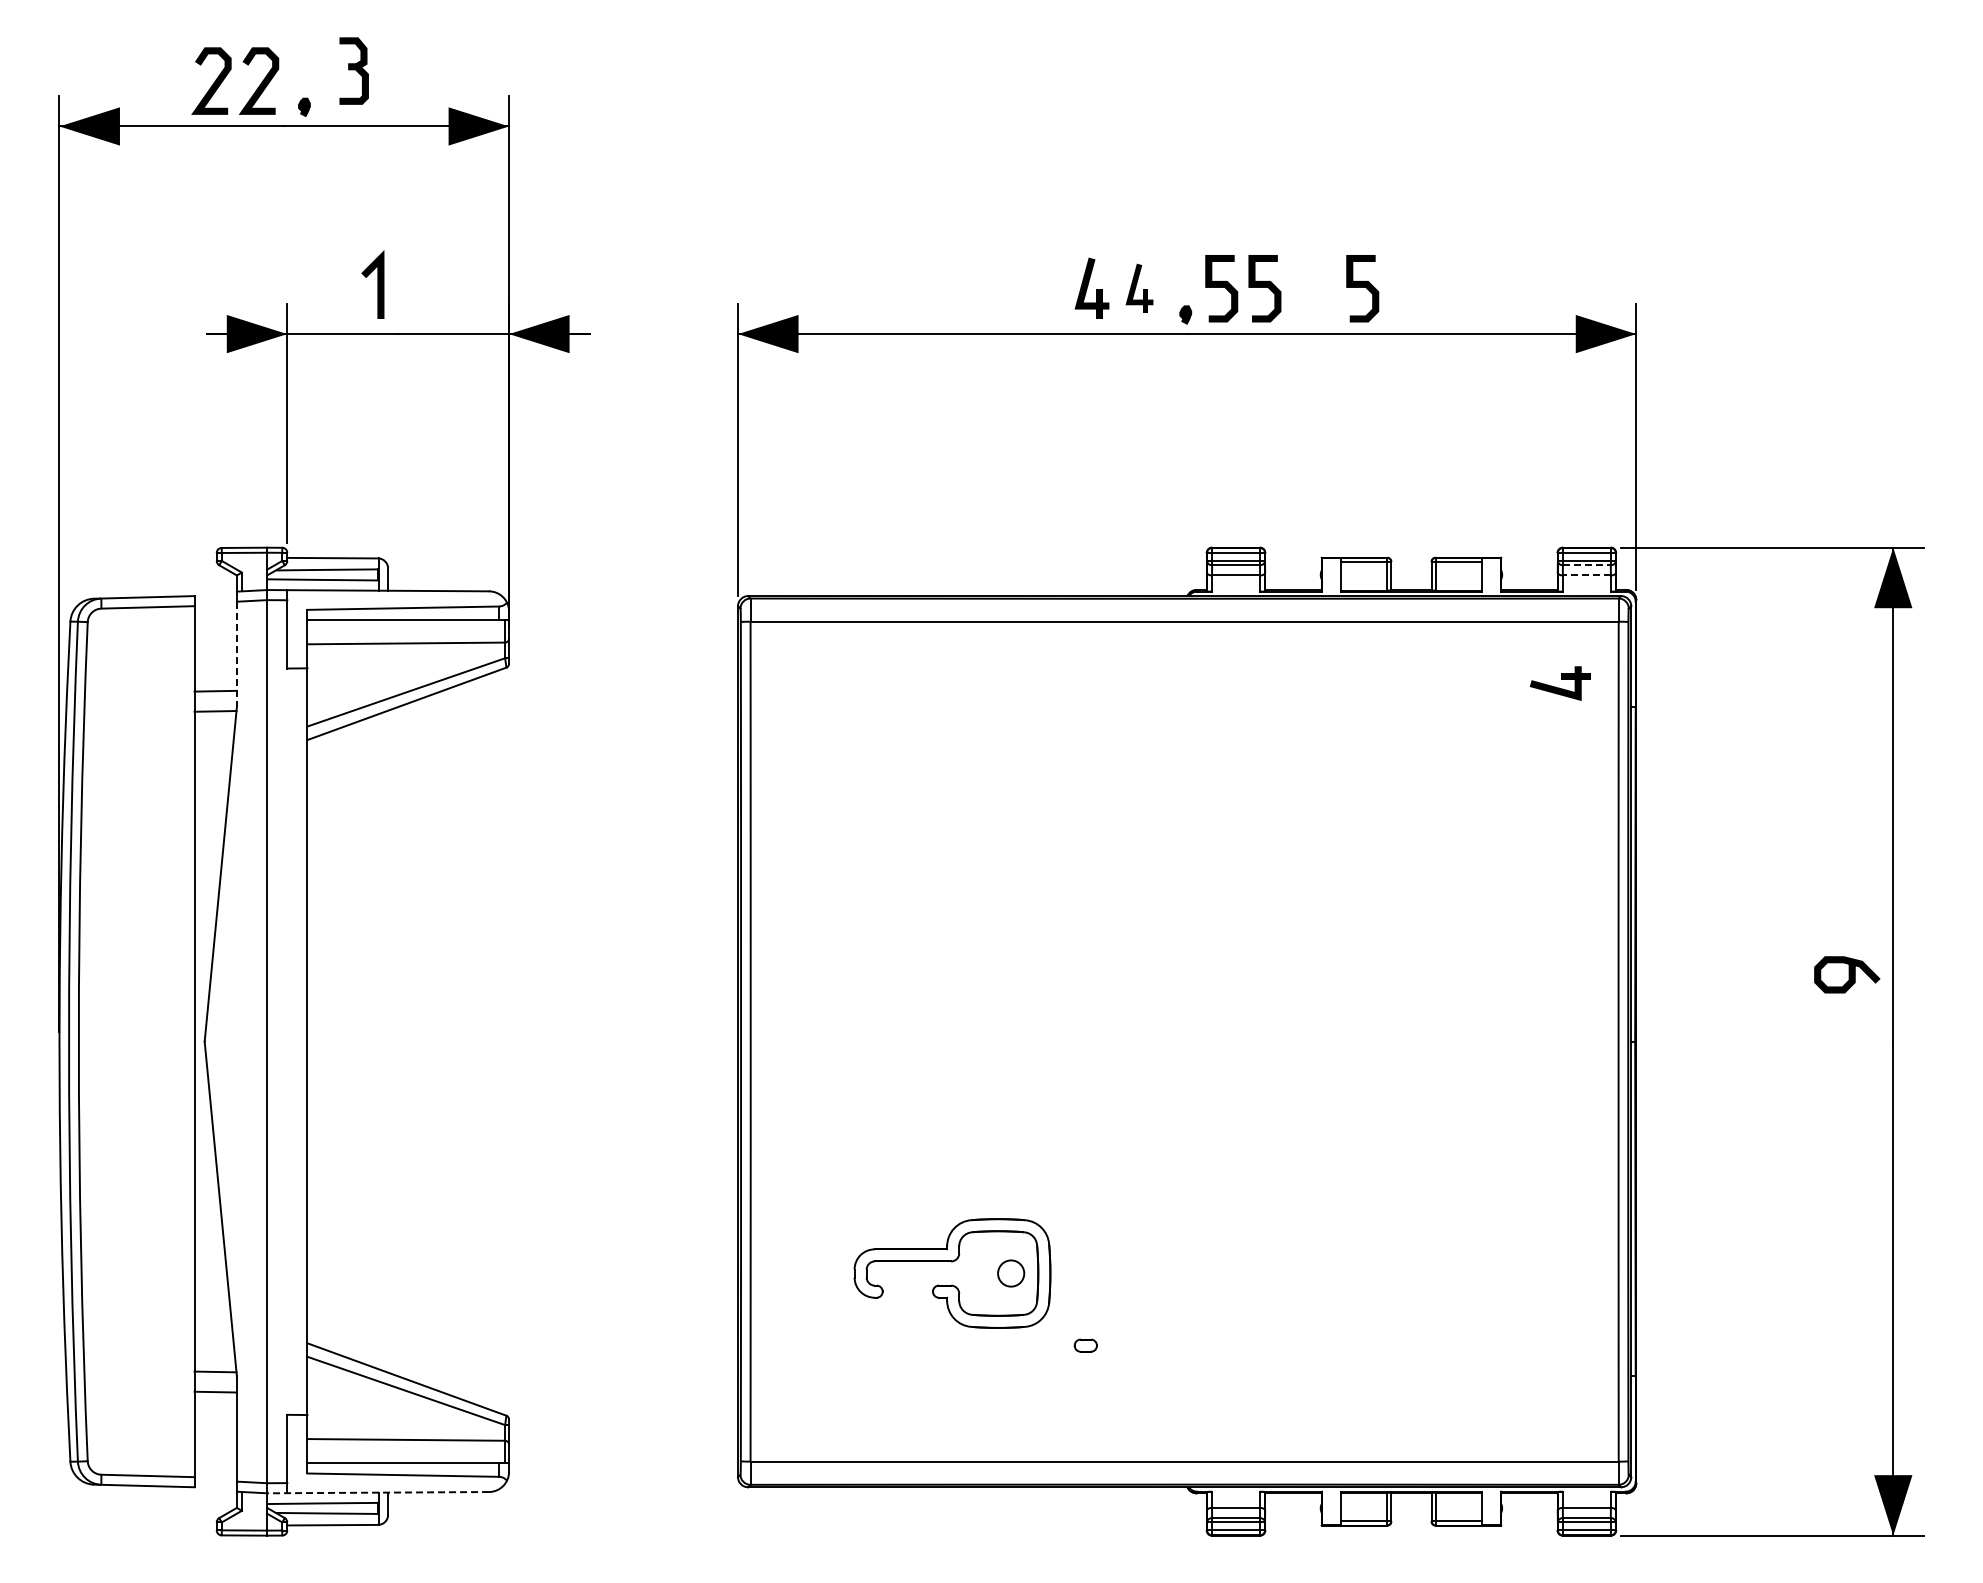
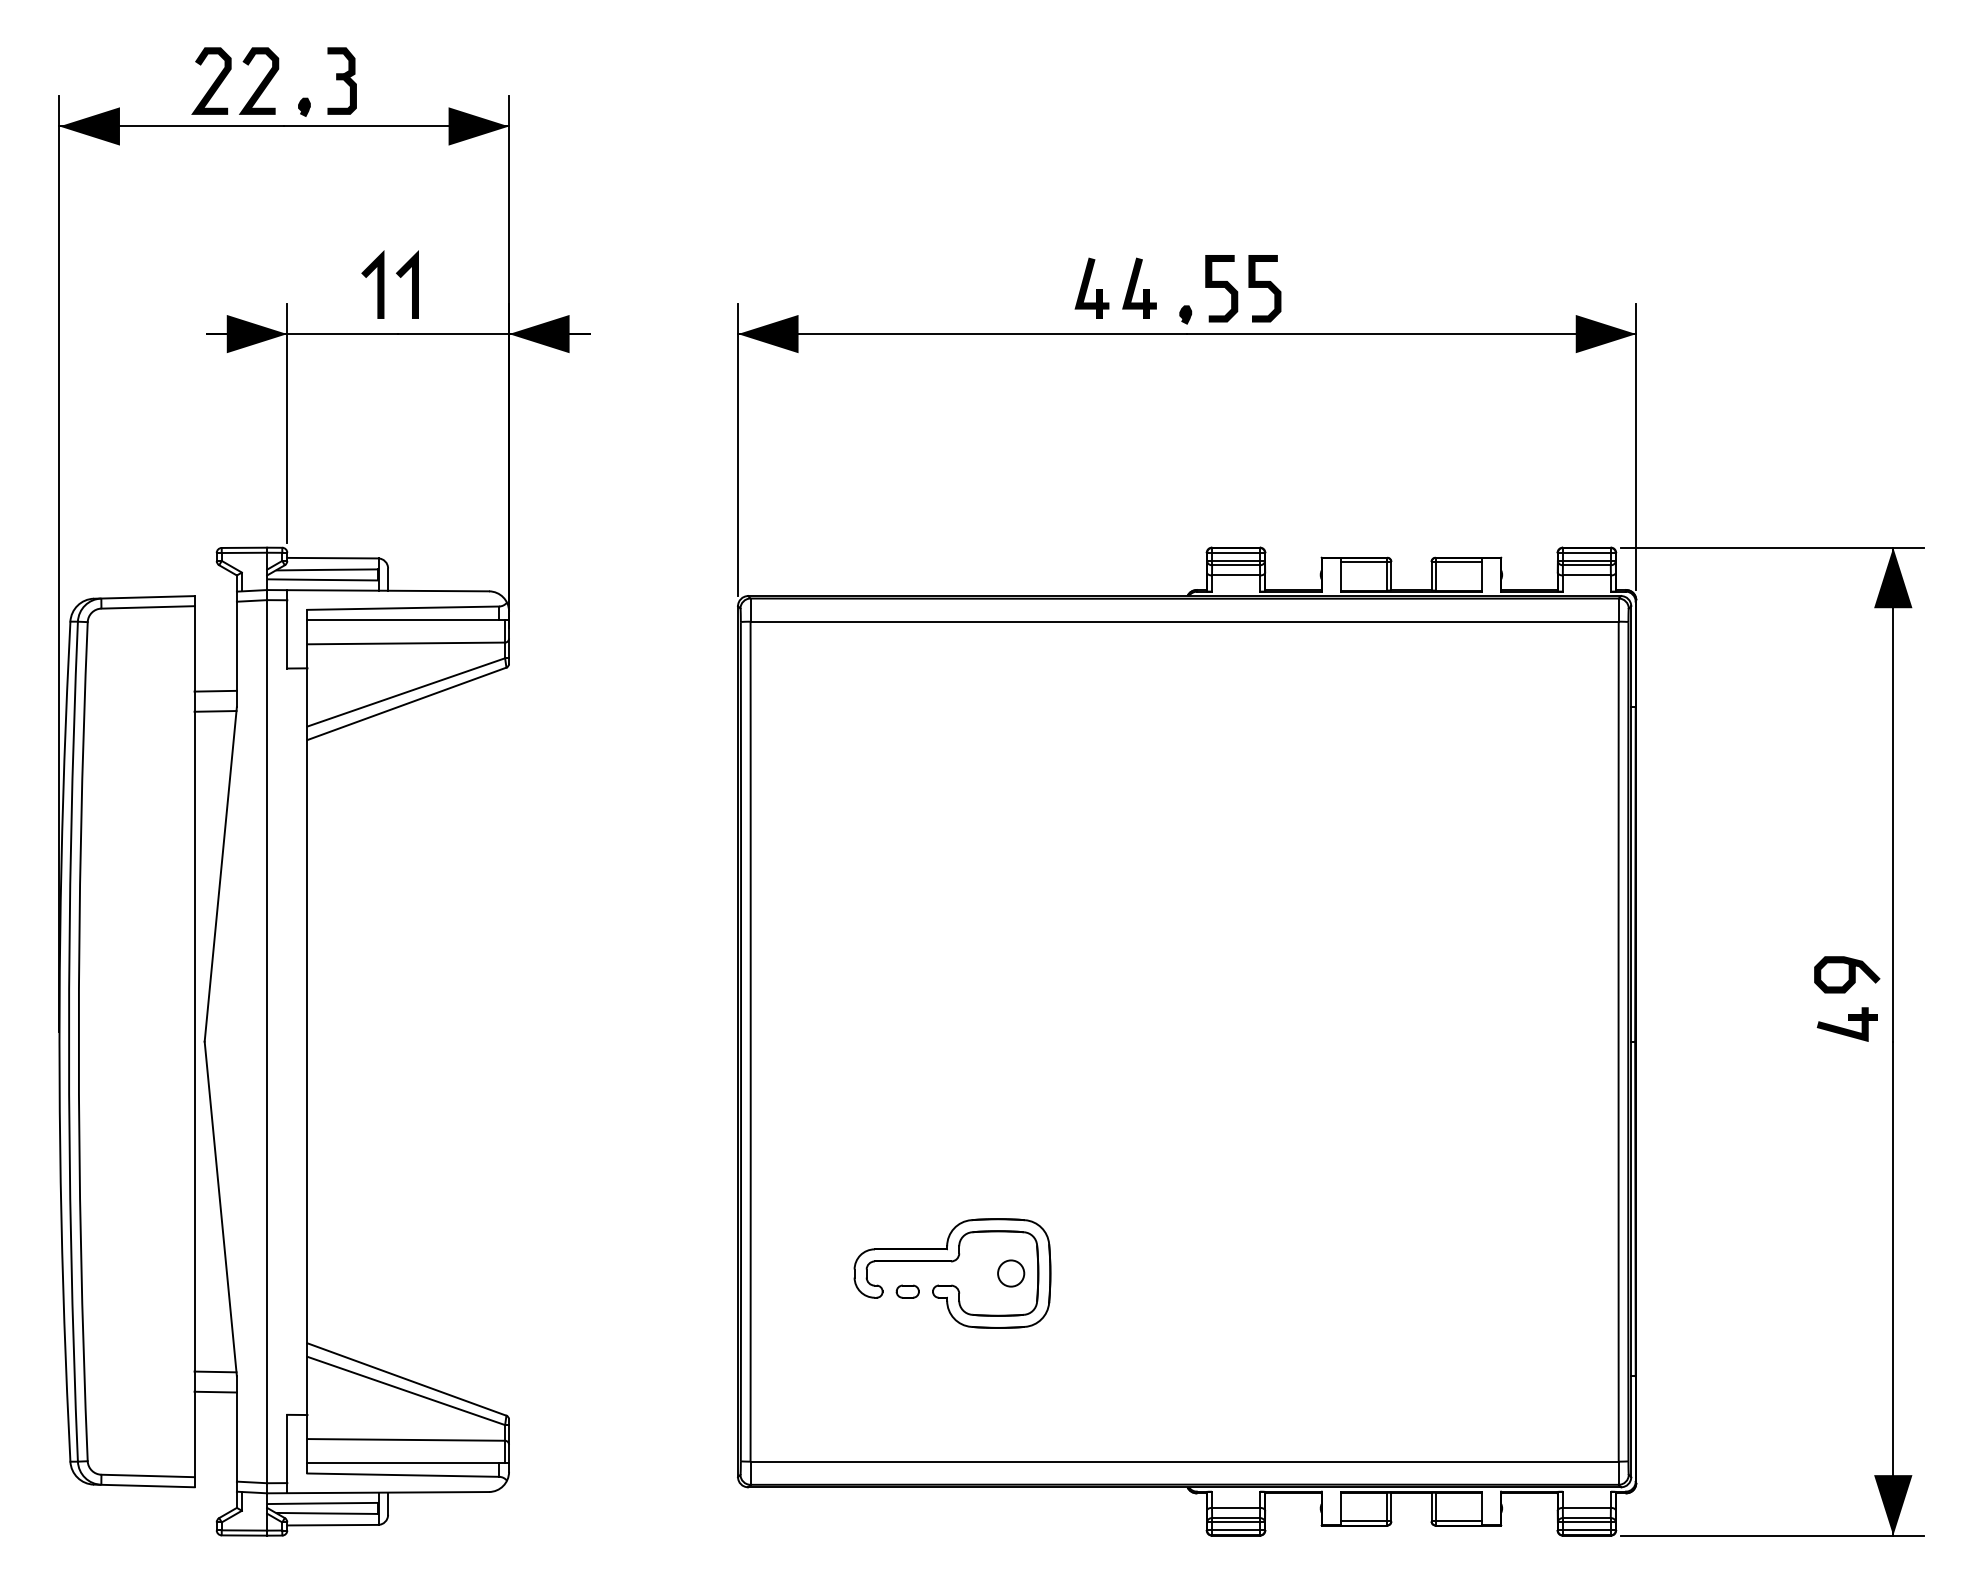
part position: (353, 70) -> (341, 80) (341, 80)
line: none -> present (412, 284)
part size: 29x50 px -> 35x62 px (1139, 287)
curve: present -> none (1362, 287)
line: dashed -> solid (1586, 565)
line: dashed -> solid (1586, 575)
line: dashed -> solid (236, 654)
part position: (1559, 683) -> (1846, 1024) (1846, 1024)
part position: (1085, 1345) -> (907, 1291) (907, 1291)
line: dashed -> solid (378, 1492)
